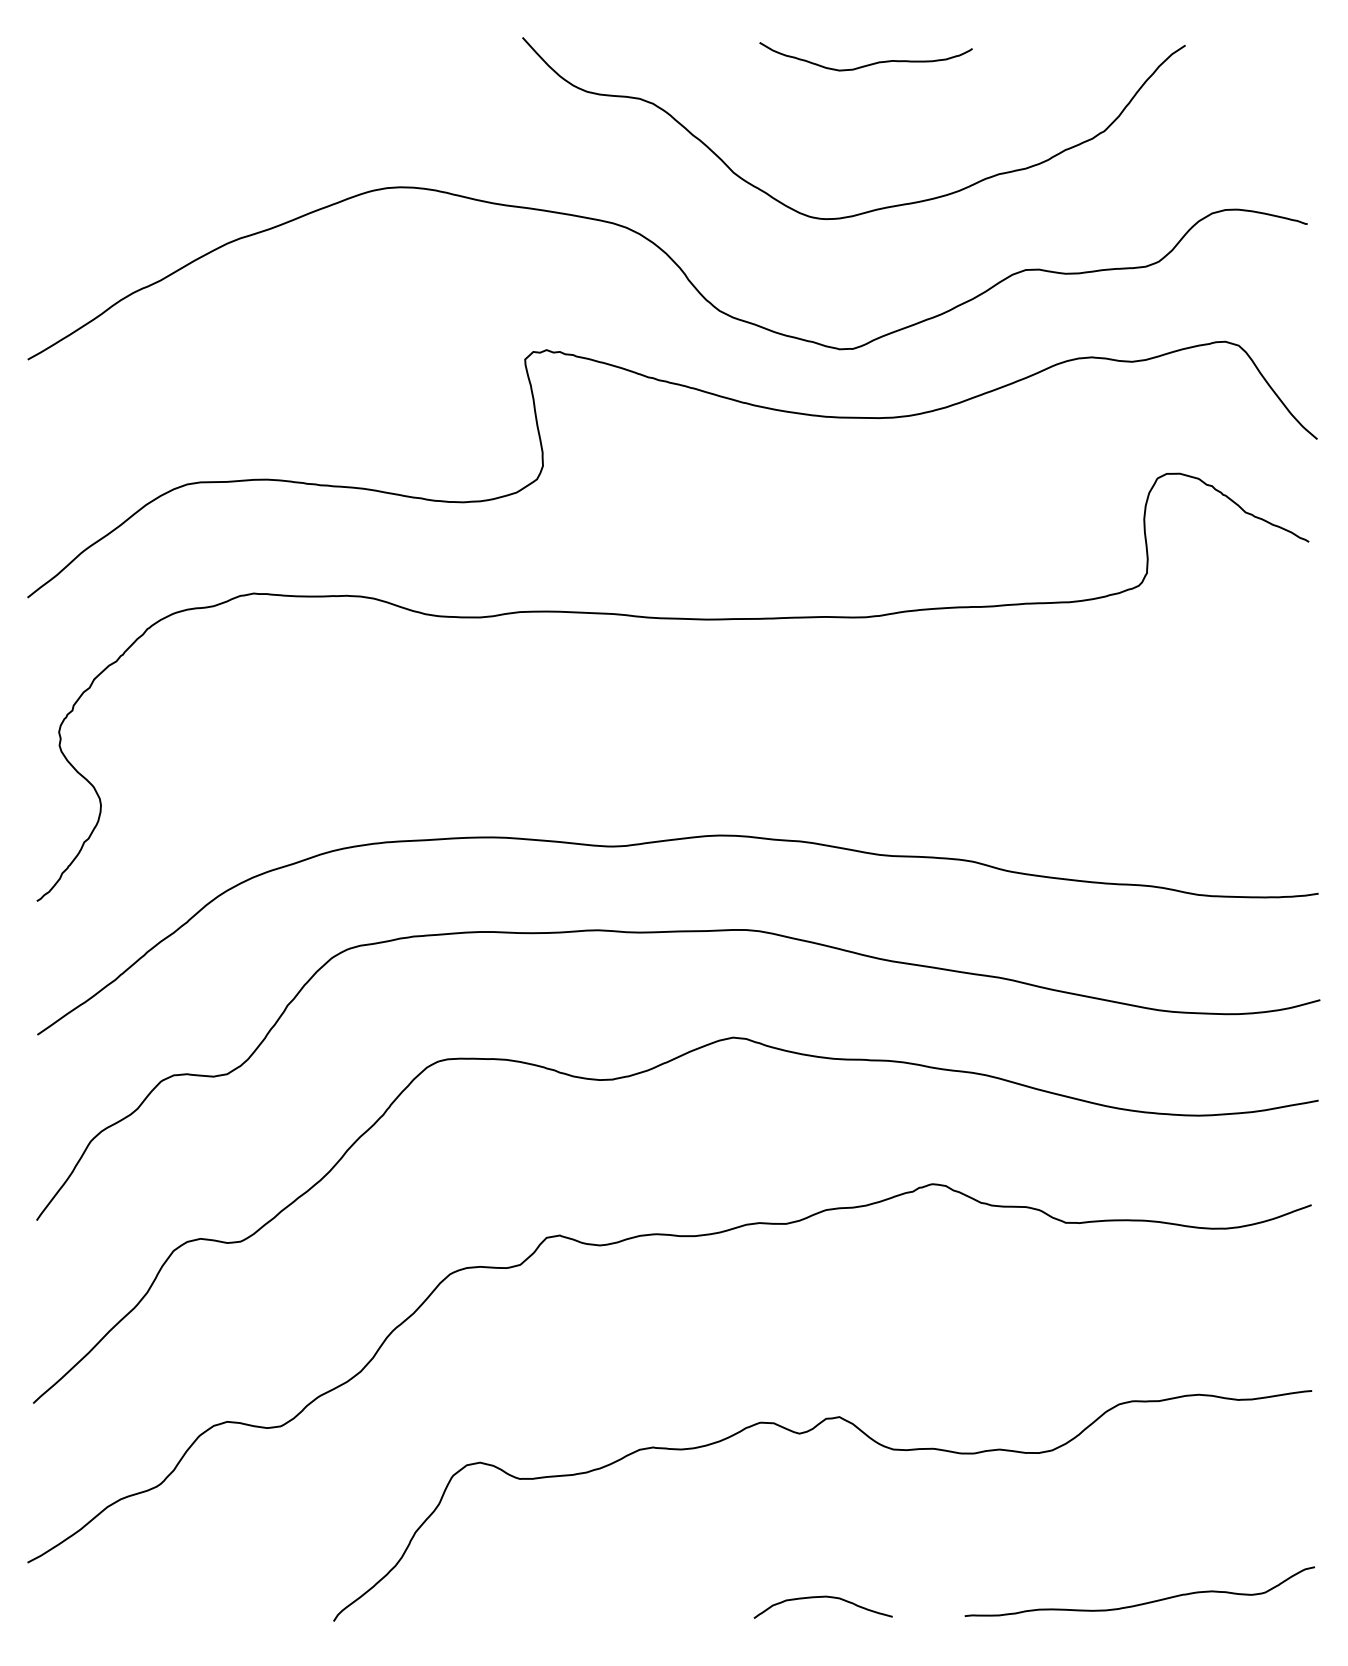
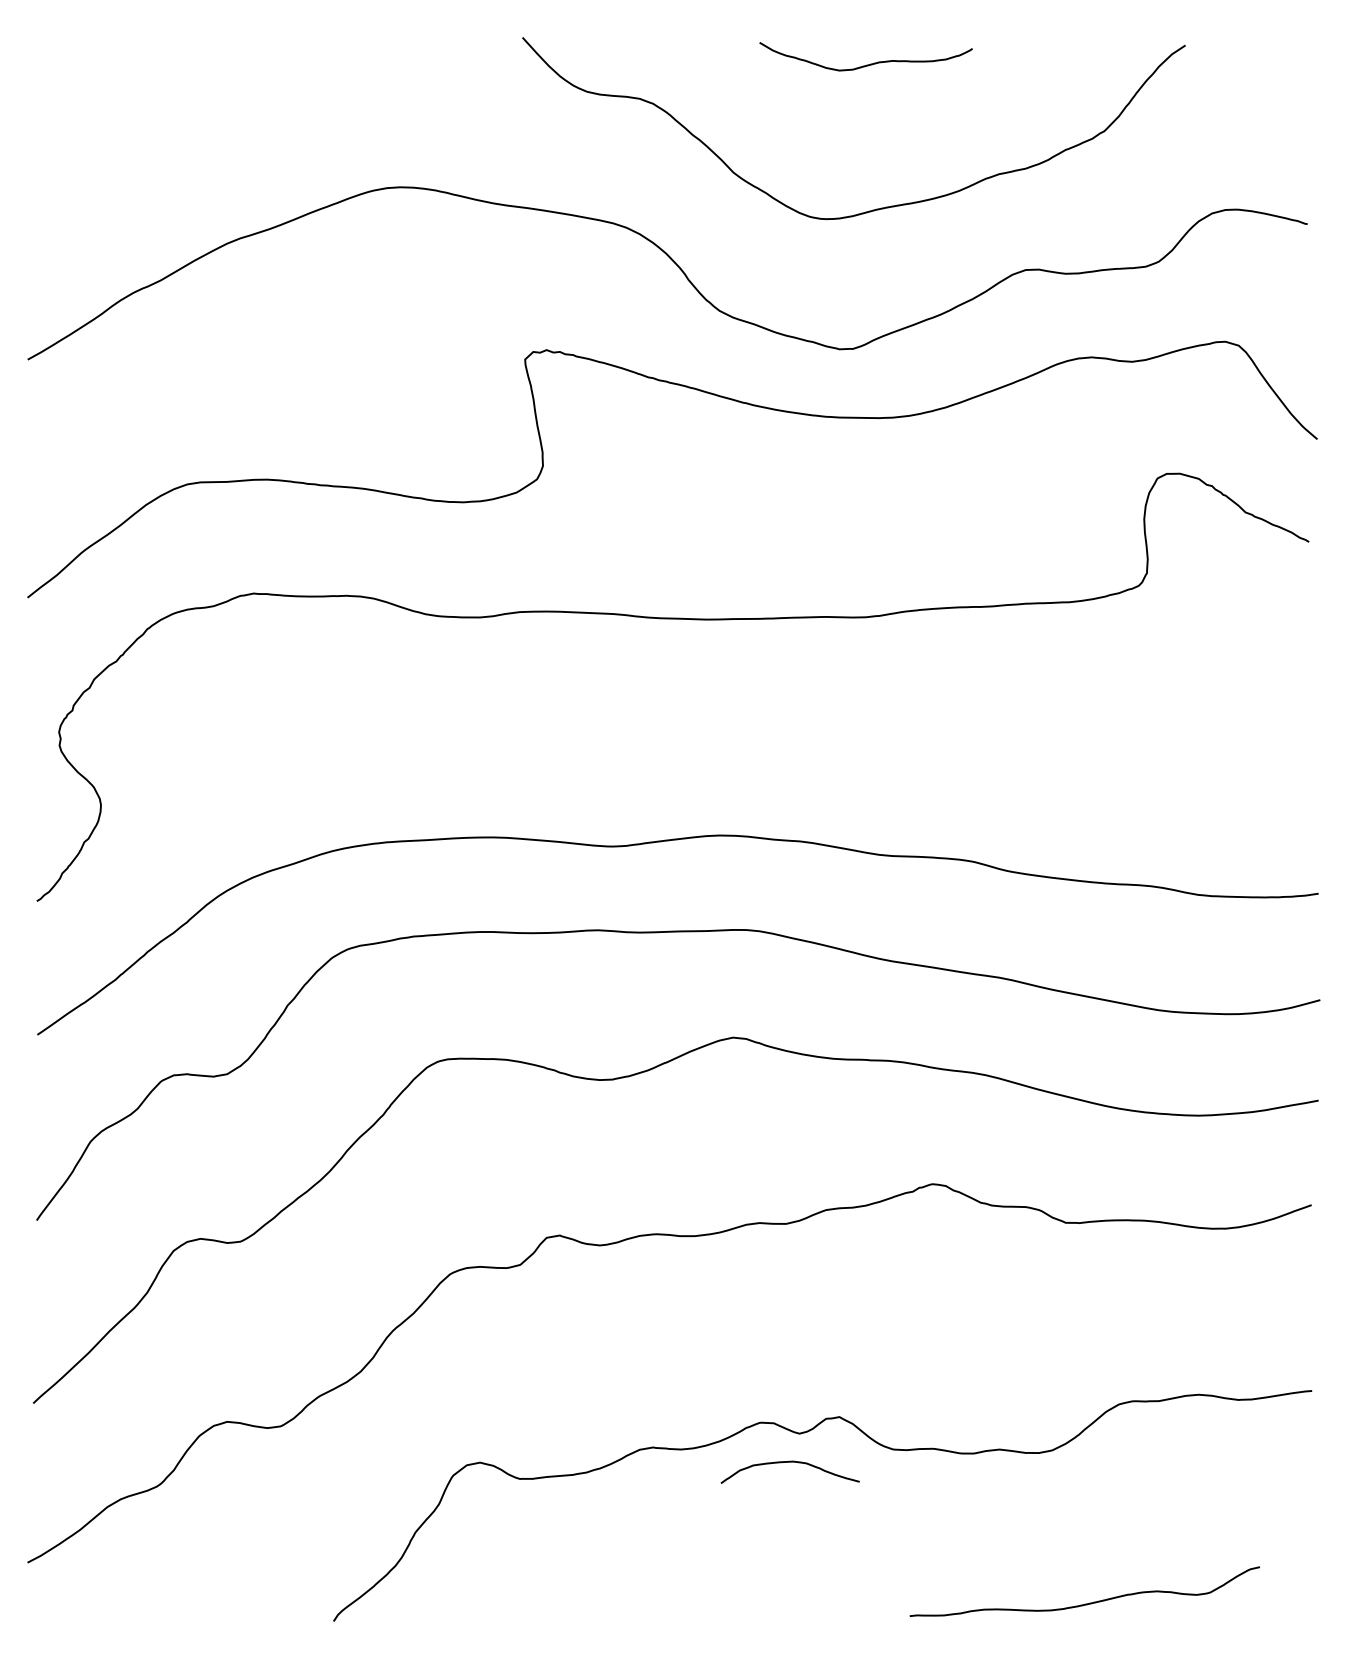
curve position: (822, 1597) -> (789, 1462) (789, 1462)
curve position: (1140, 1603) -> (1085, 1603) (1085, 1603)
